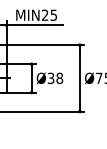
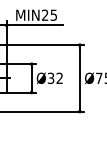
text: Ø38 -> Ø32 (59, 77)
